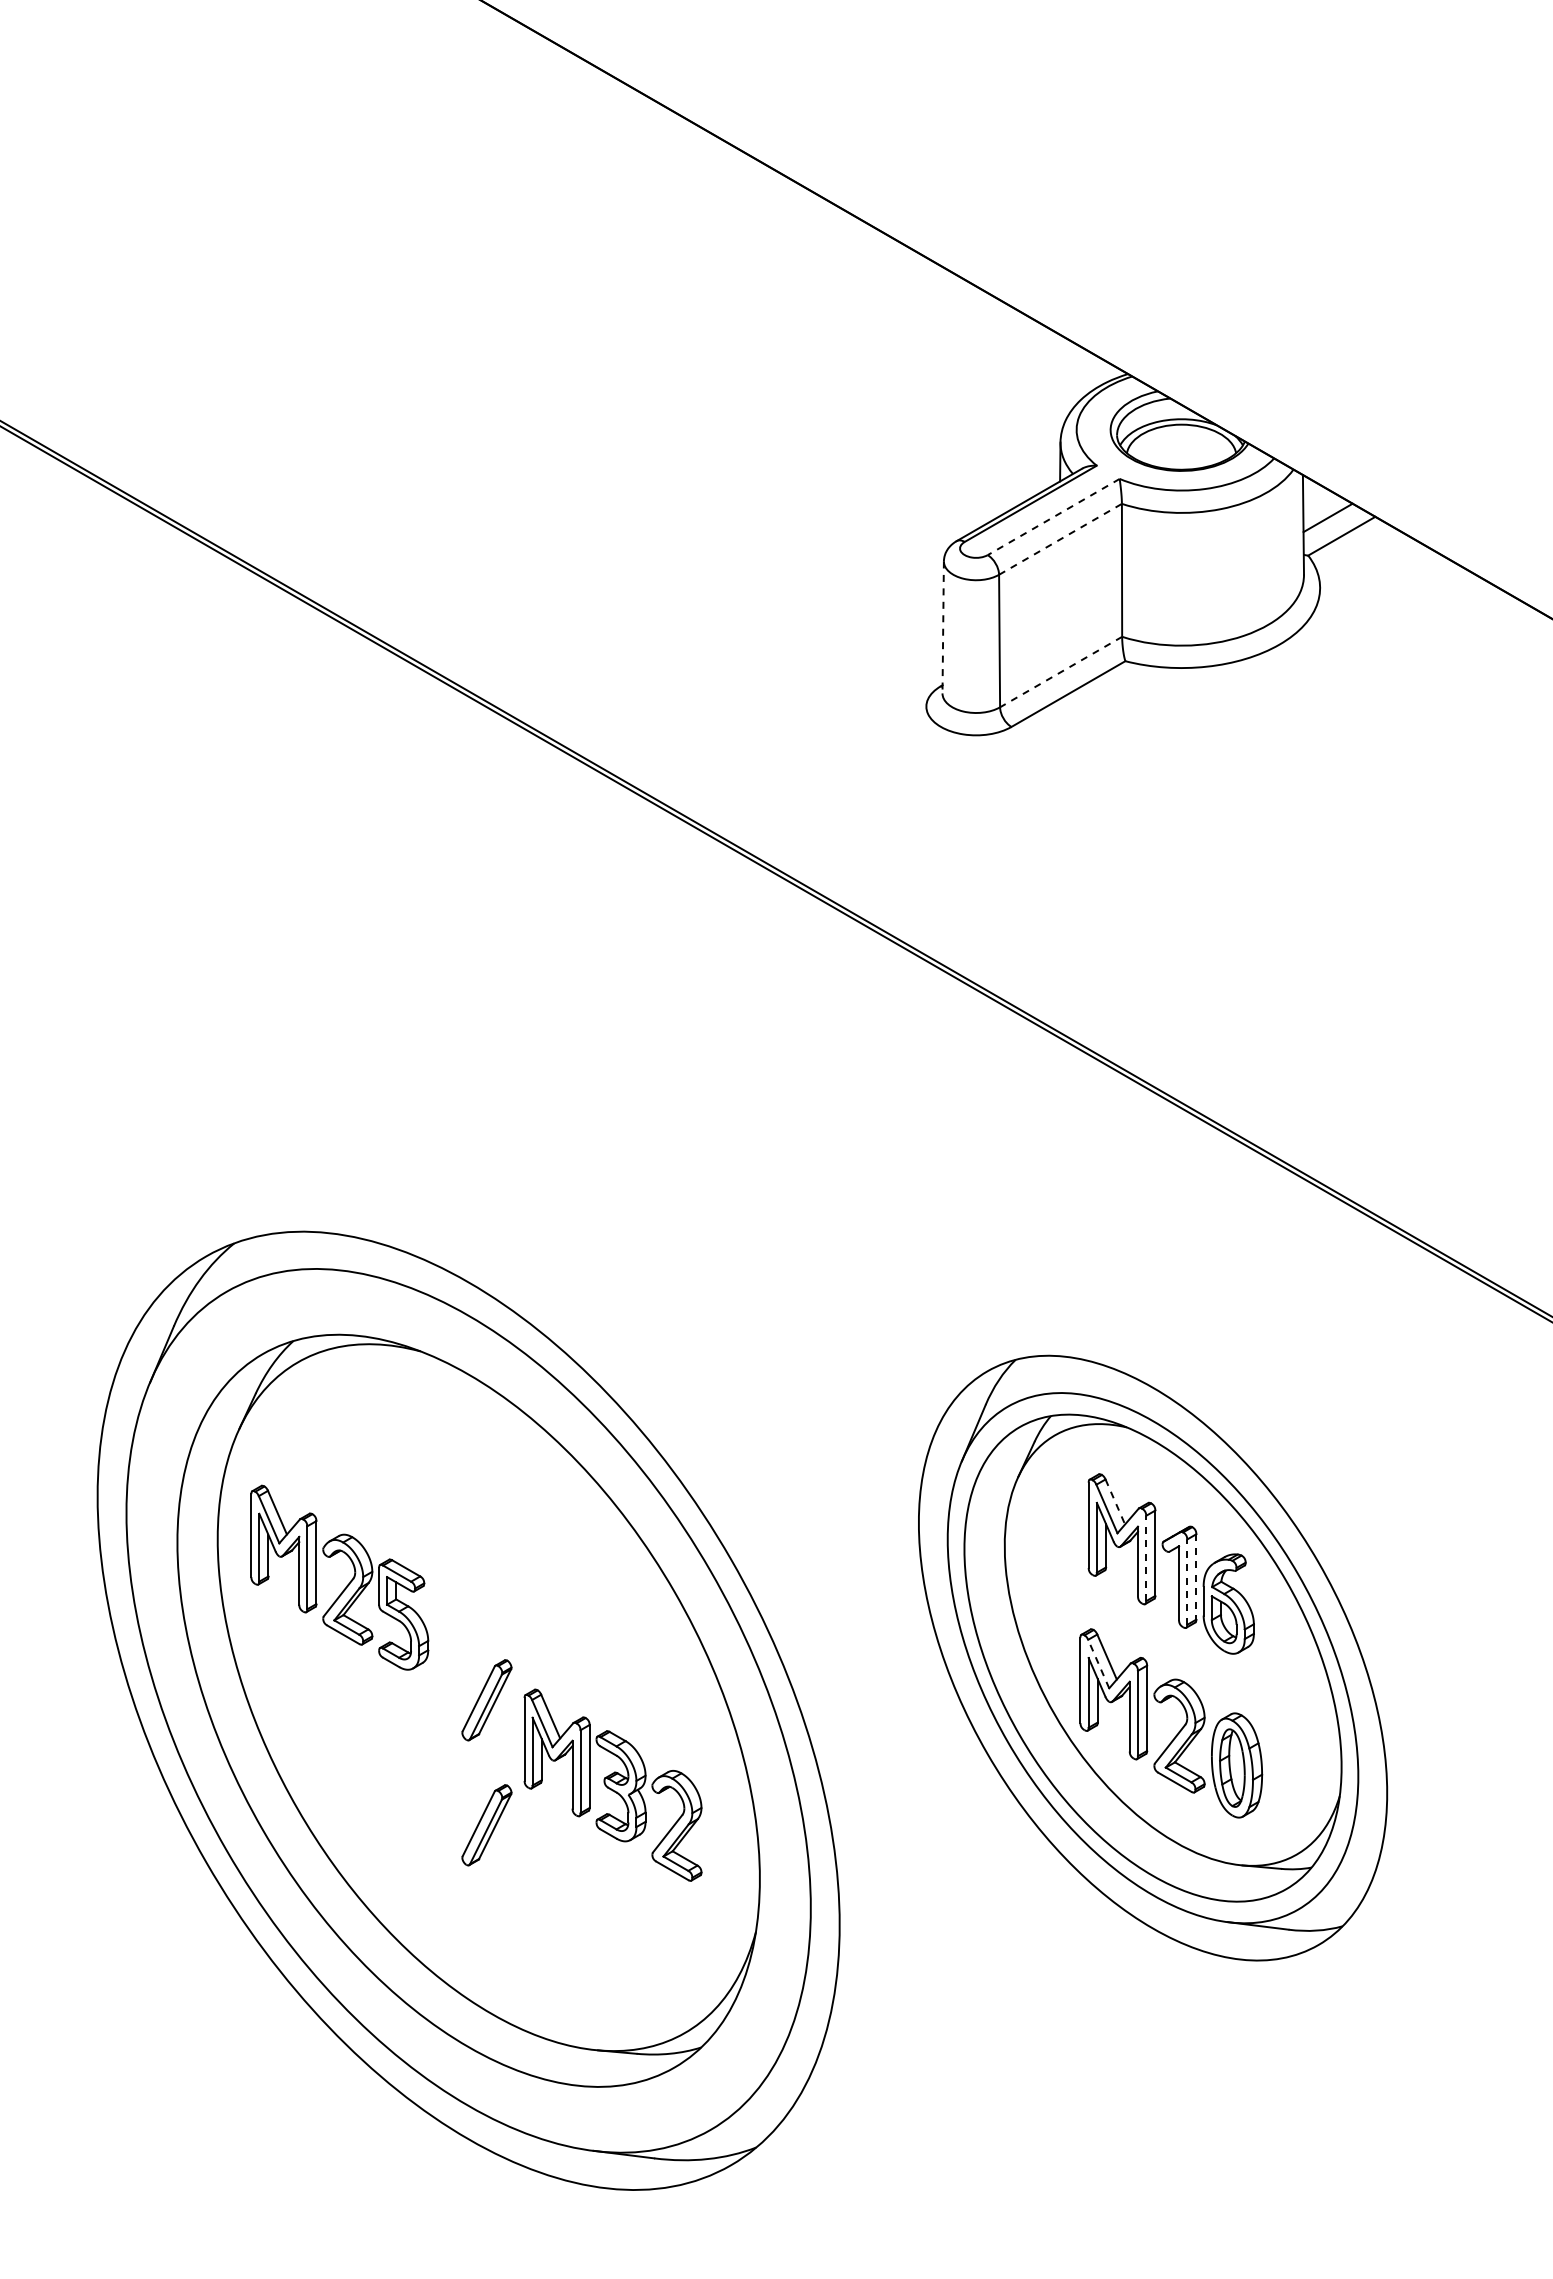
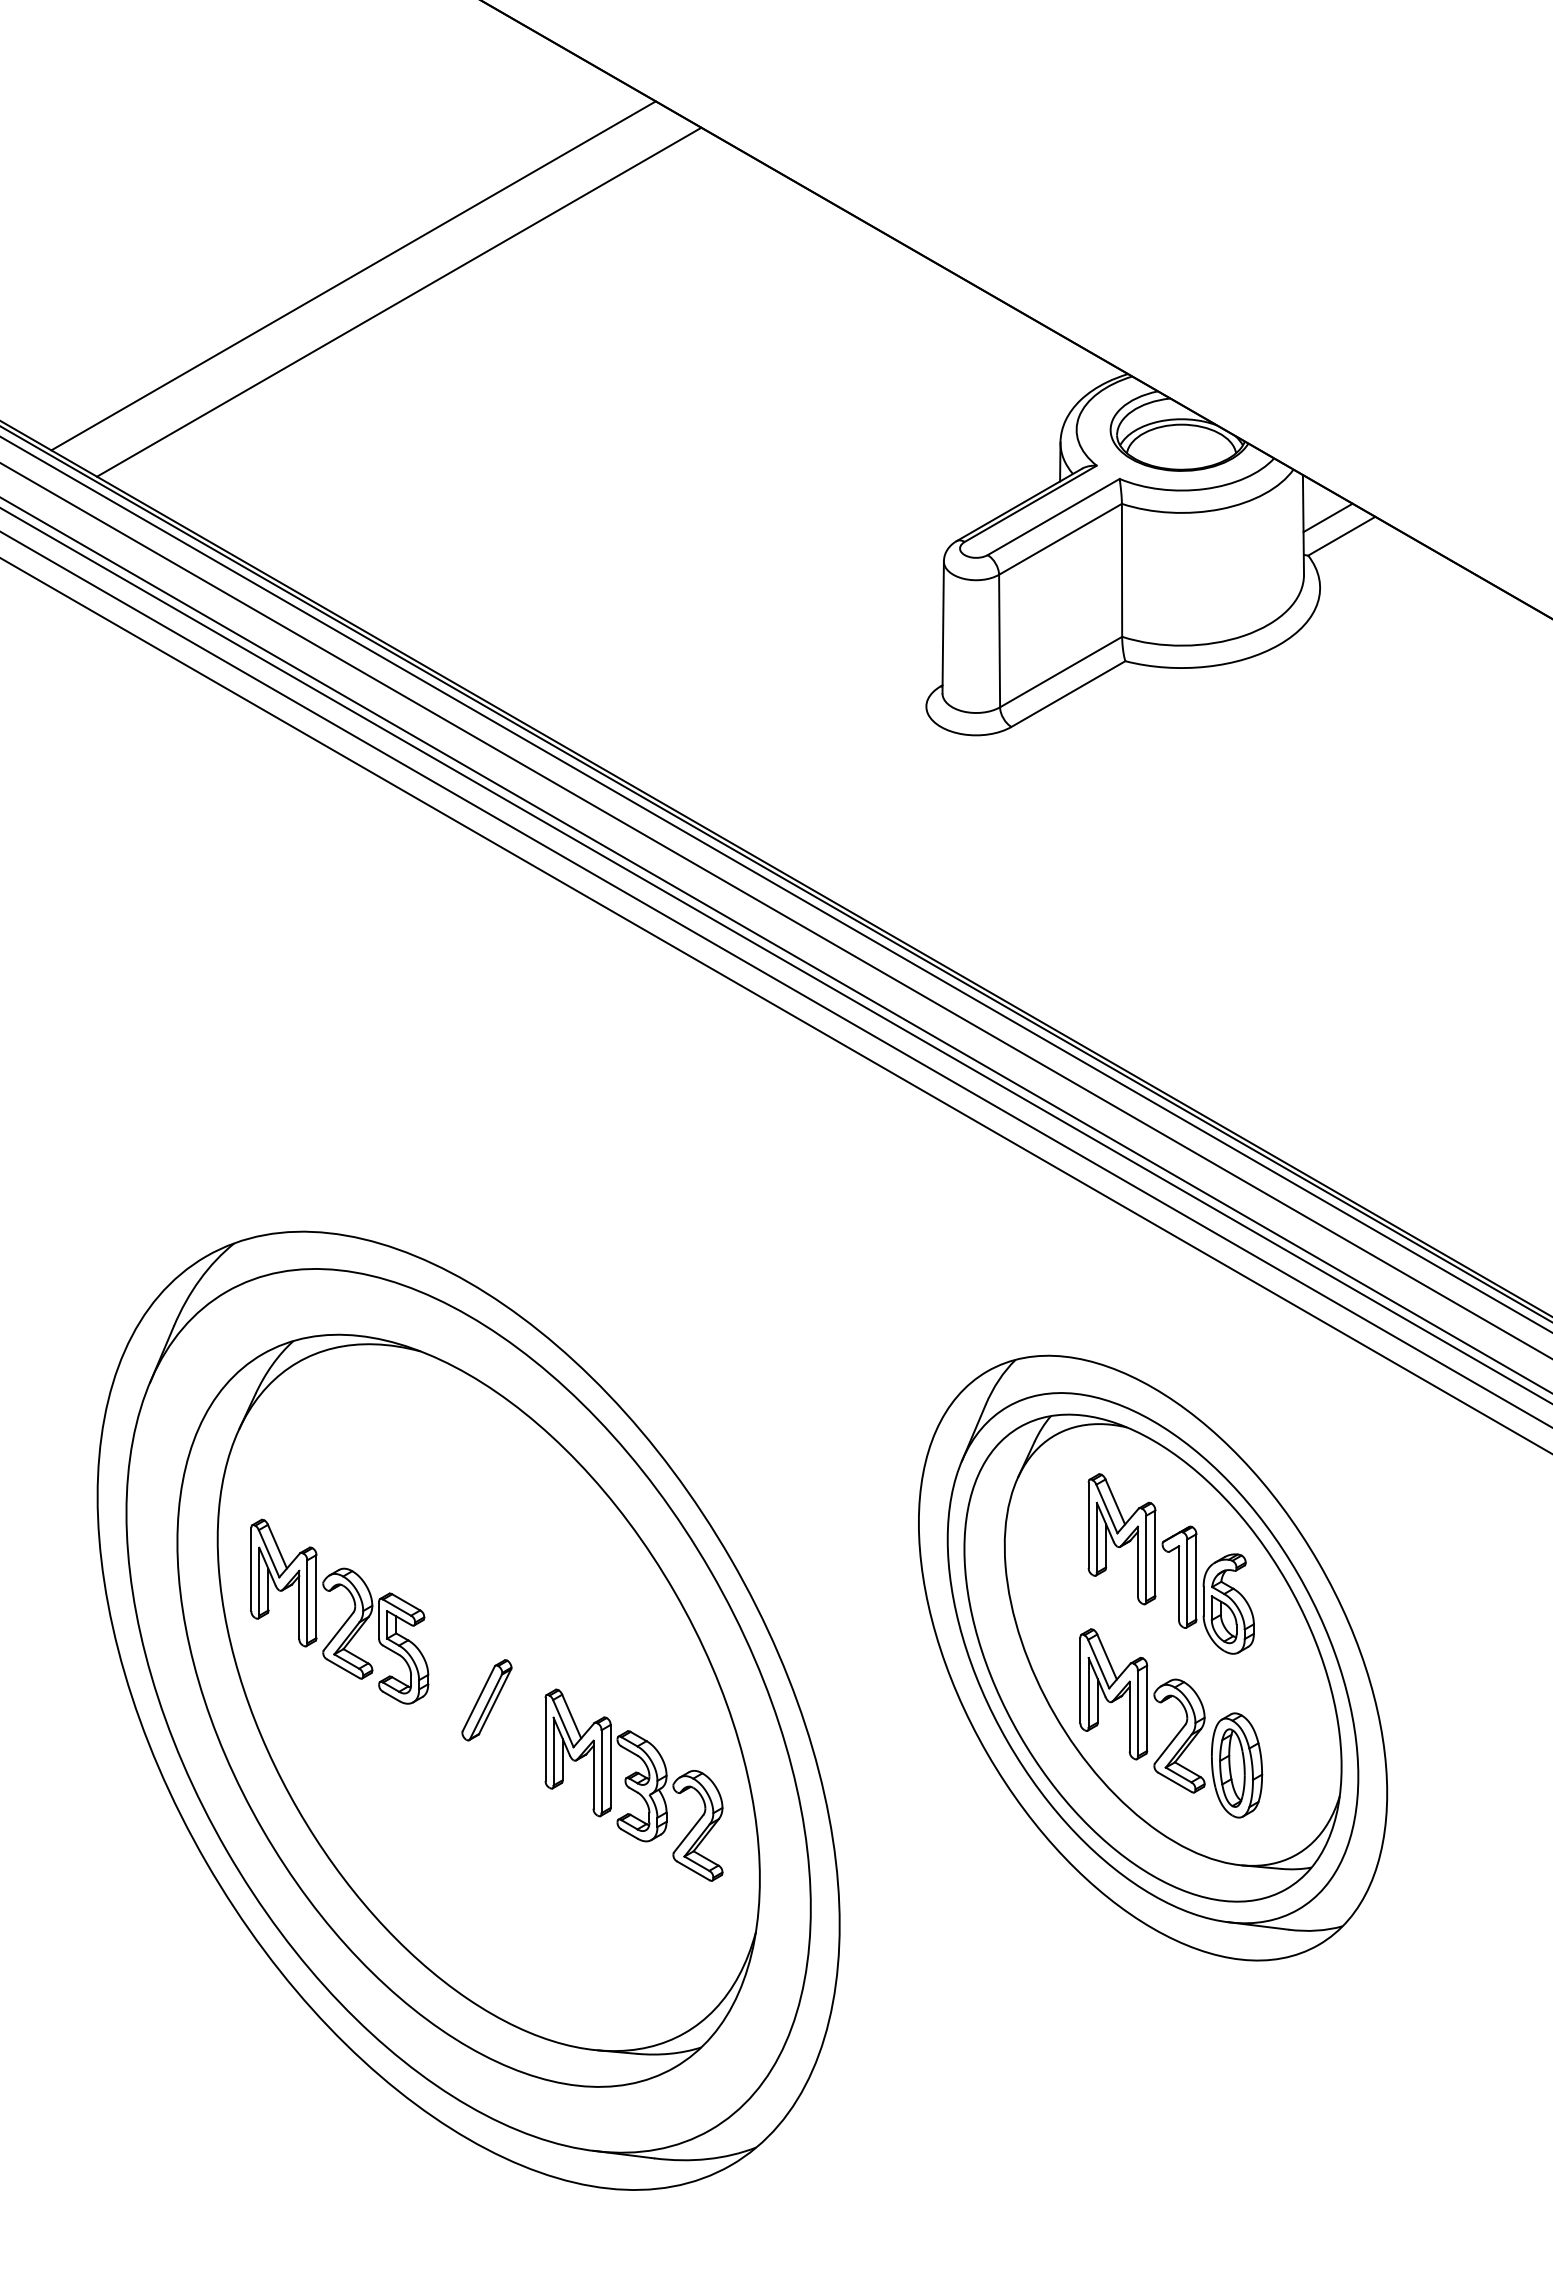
line: none -> present (353, 275)
line: none -> present (399, 301)
line: dashed -> solid (1053, 517)
line: dashed -> solid (1060, 539)
line: dashed -> solid (943, 627)
line: dashed -> solid (1060, 672)
line: none -> present (775, 884)
line: none -> present (775, 910)
line: none -> present (775, 945)
line: none -> present (775, 955)
line: none -> present (775, 979)
line: none -> present (775, 1005)
line: dashed -> solid (1115, 1501)
line: dashed -> solid (1146, 1558)
line: dashed -> solid (1196, 1576)
line: dashed -> solid (1187, 1582)
part position: (347, 1584) -> (347, 1618) (347, 1618)
line: dashed -> solid (1098, 1663)
part position: (612, 1784) -> (633, 1784) (633, 1784)
part: present -> none (486, 1825)
